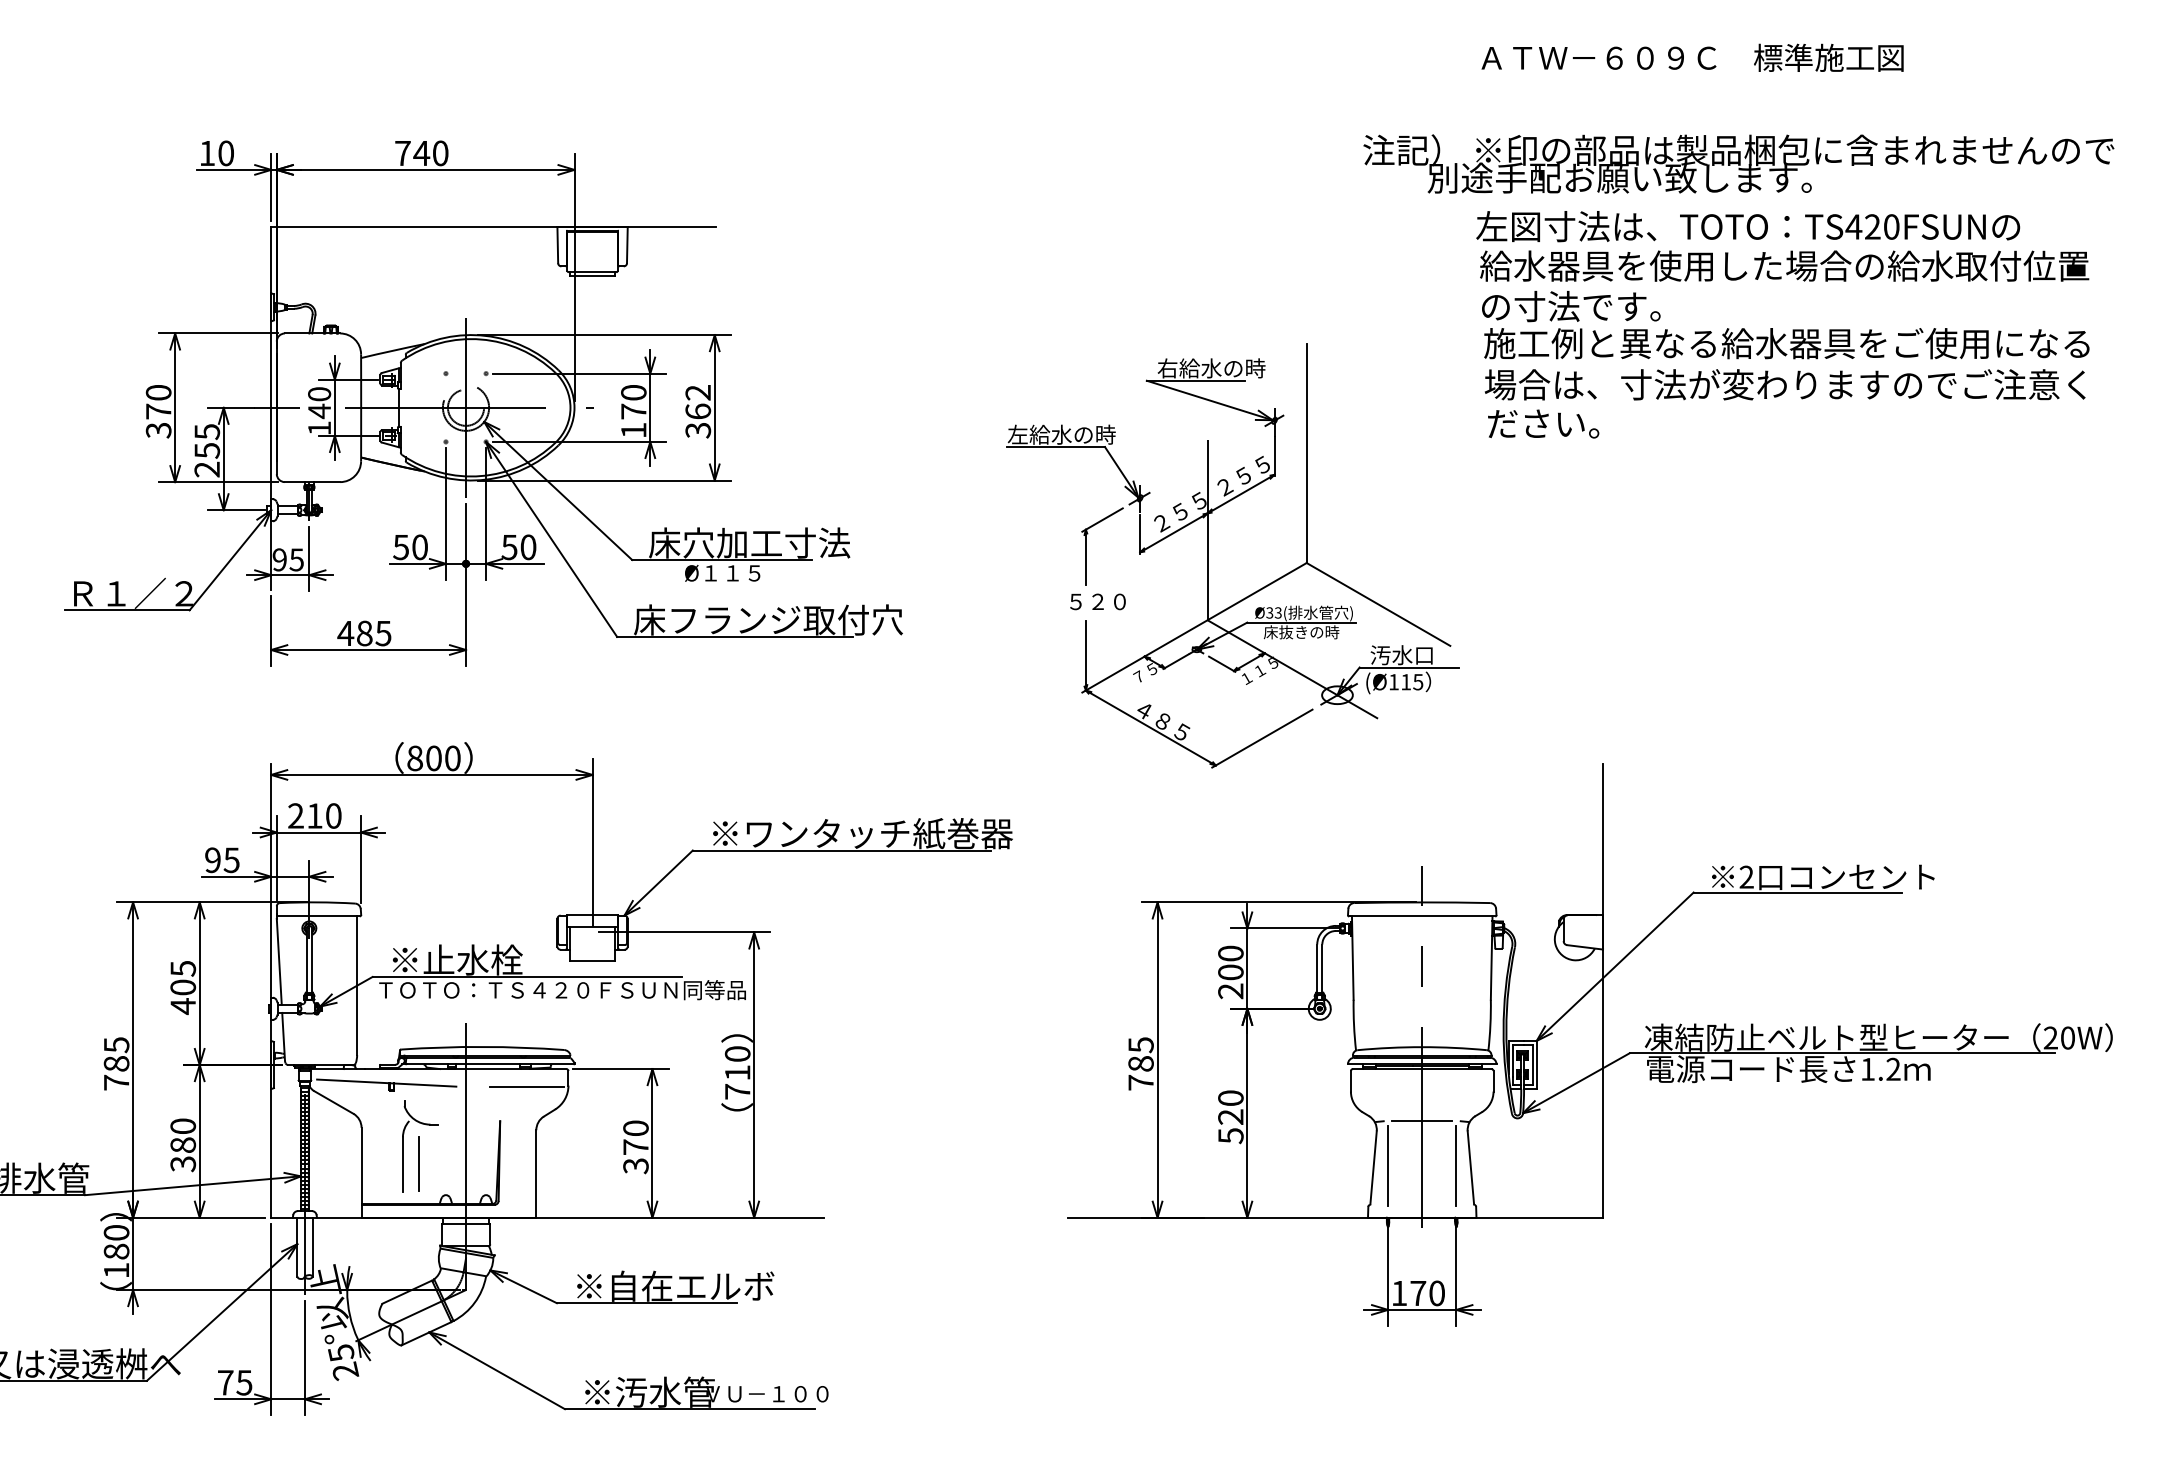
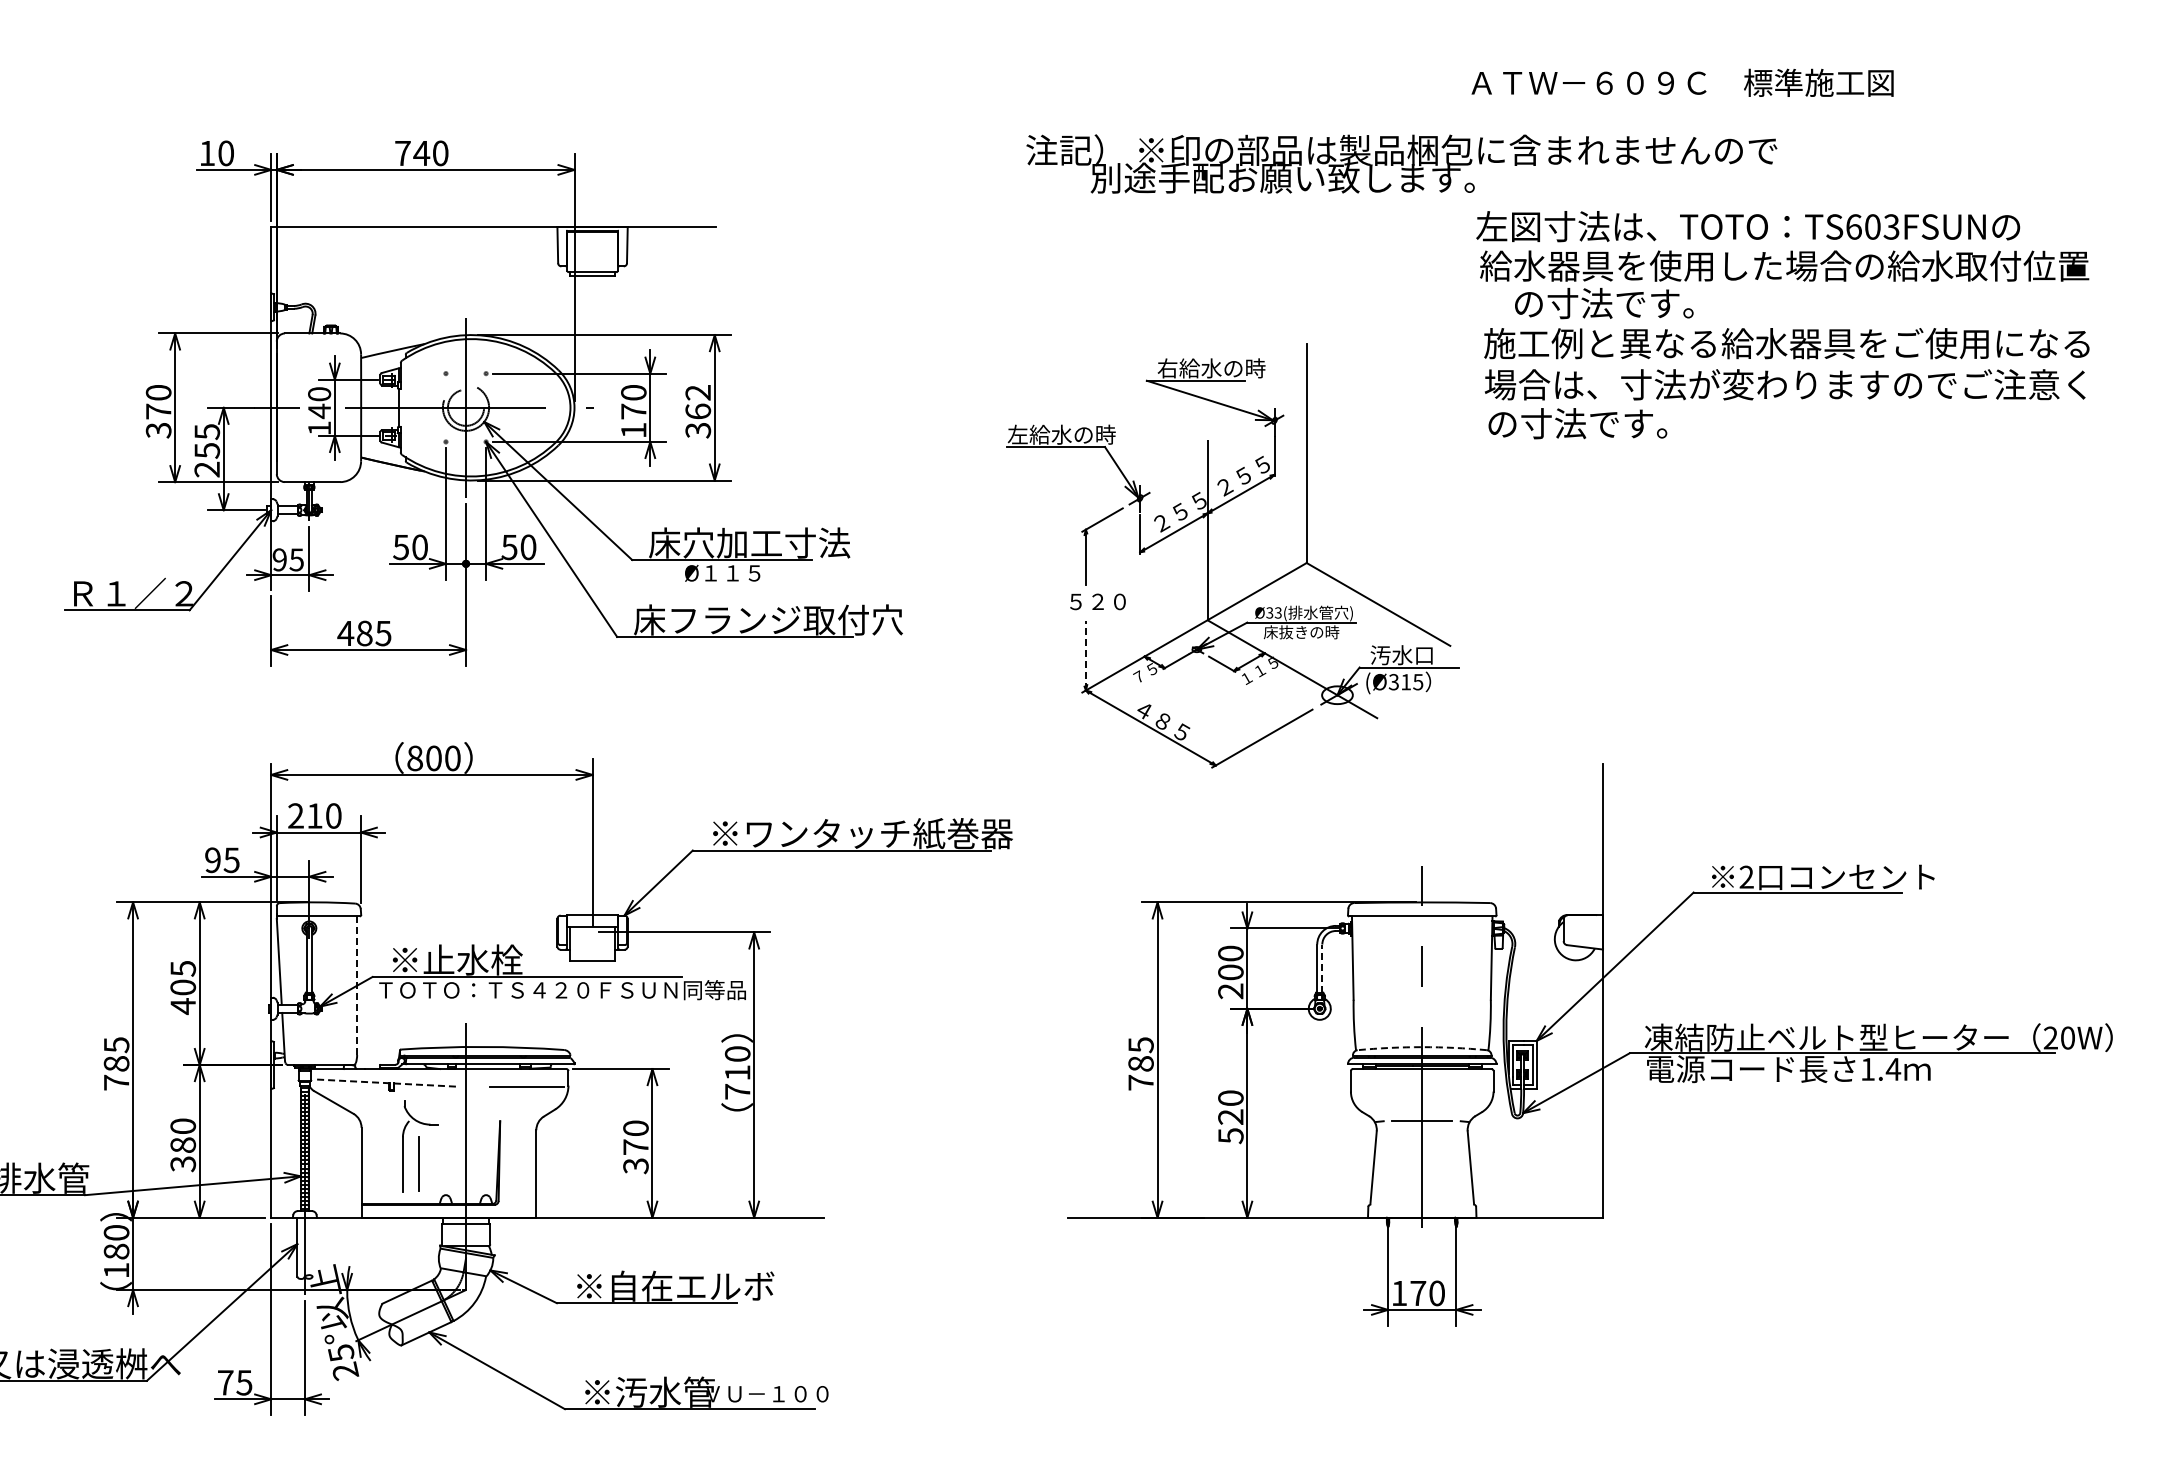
text position: (1692, 57) -> (1682, 82) (1682, 82)
text position: (1738, 163) -> (1401, 163) (1401, 163)
text: TS420FSUN -> TS603FSUN (1872, 226)
text position: (1571, 306) -> (1604, 303) (1604, 303)
text: ださい。 -> の寸法です。 (1577, 423)
line: solid -> dashed (1085, 655)
text: (Ø115 -> (Ø315 (1393, 682)
line: solid -> dashed (1322, 968)
line: solid -> dashed (357, 985)
arc: solid -> dashed (1422, 1047)
text: 1.2 -> 1.4 (1893, 1068)
line: solid -> dashed (386, 1083)
line: present -> none (1388, 1165)
line: present -> none (1456, 1165)
line: present -> none (312, 1246)
